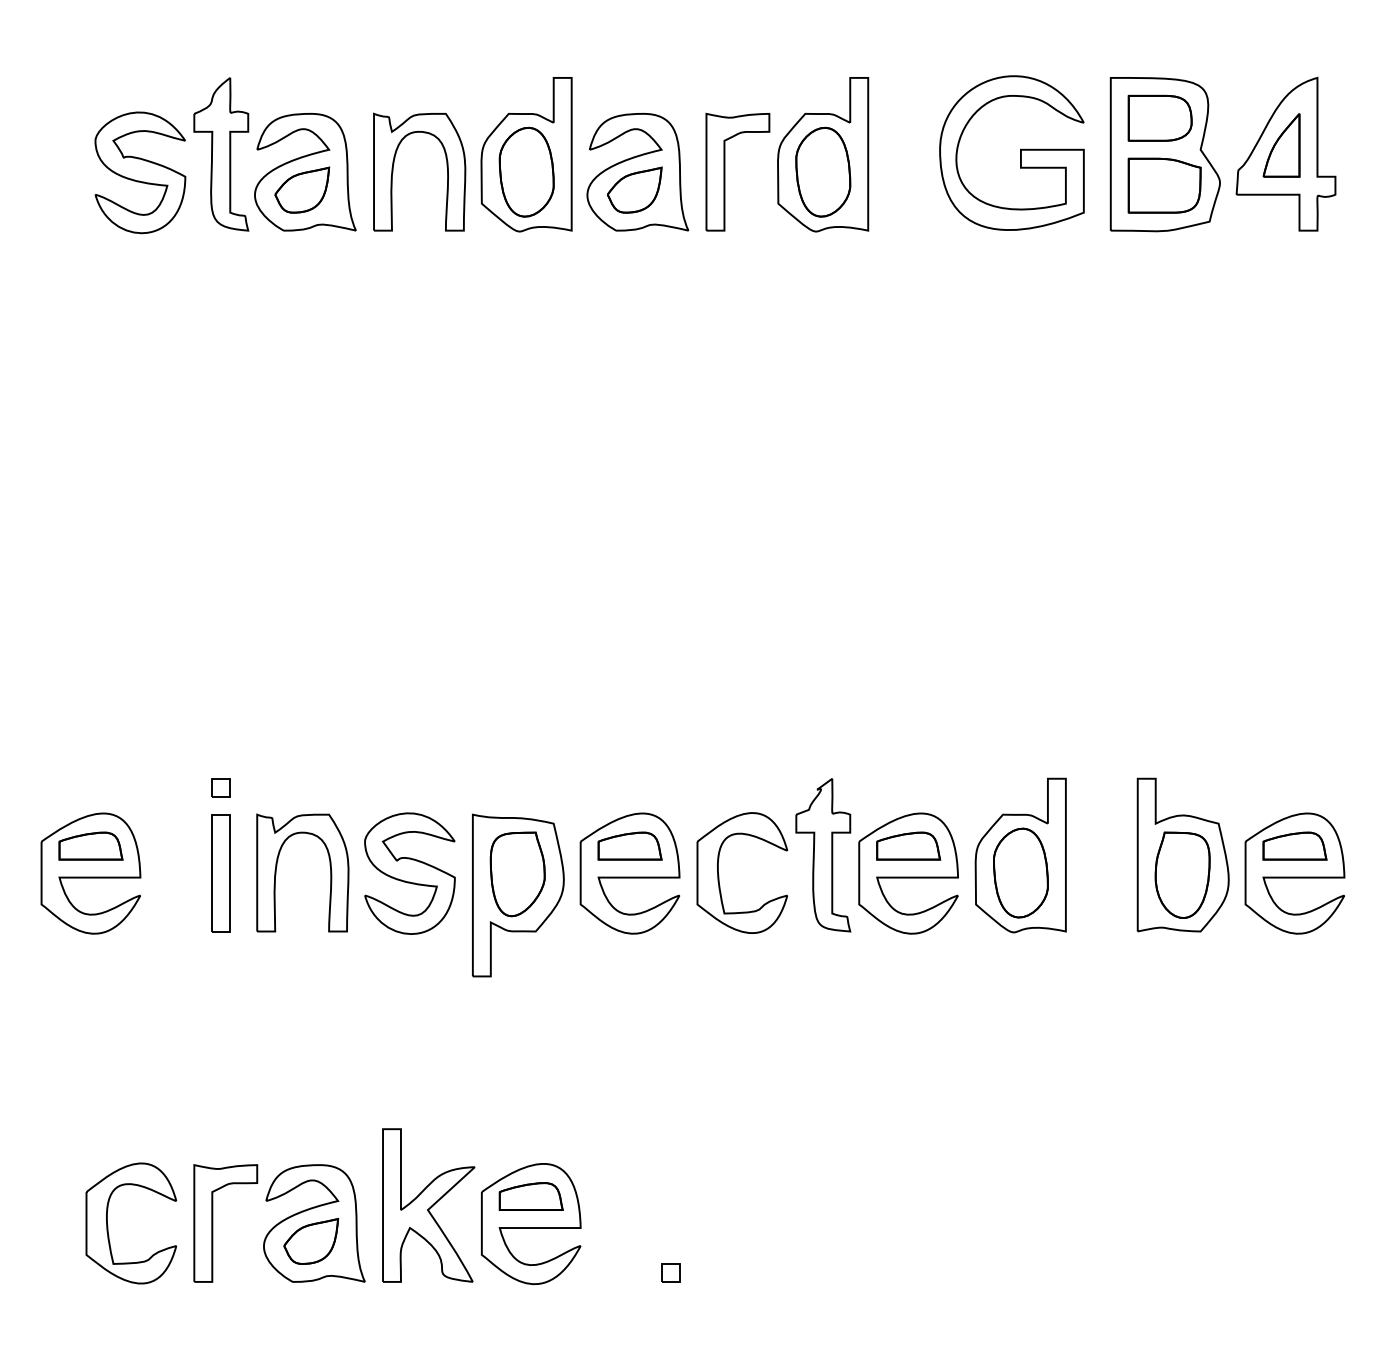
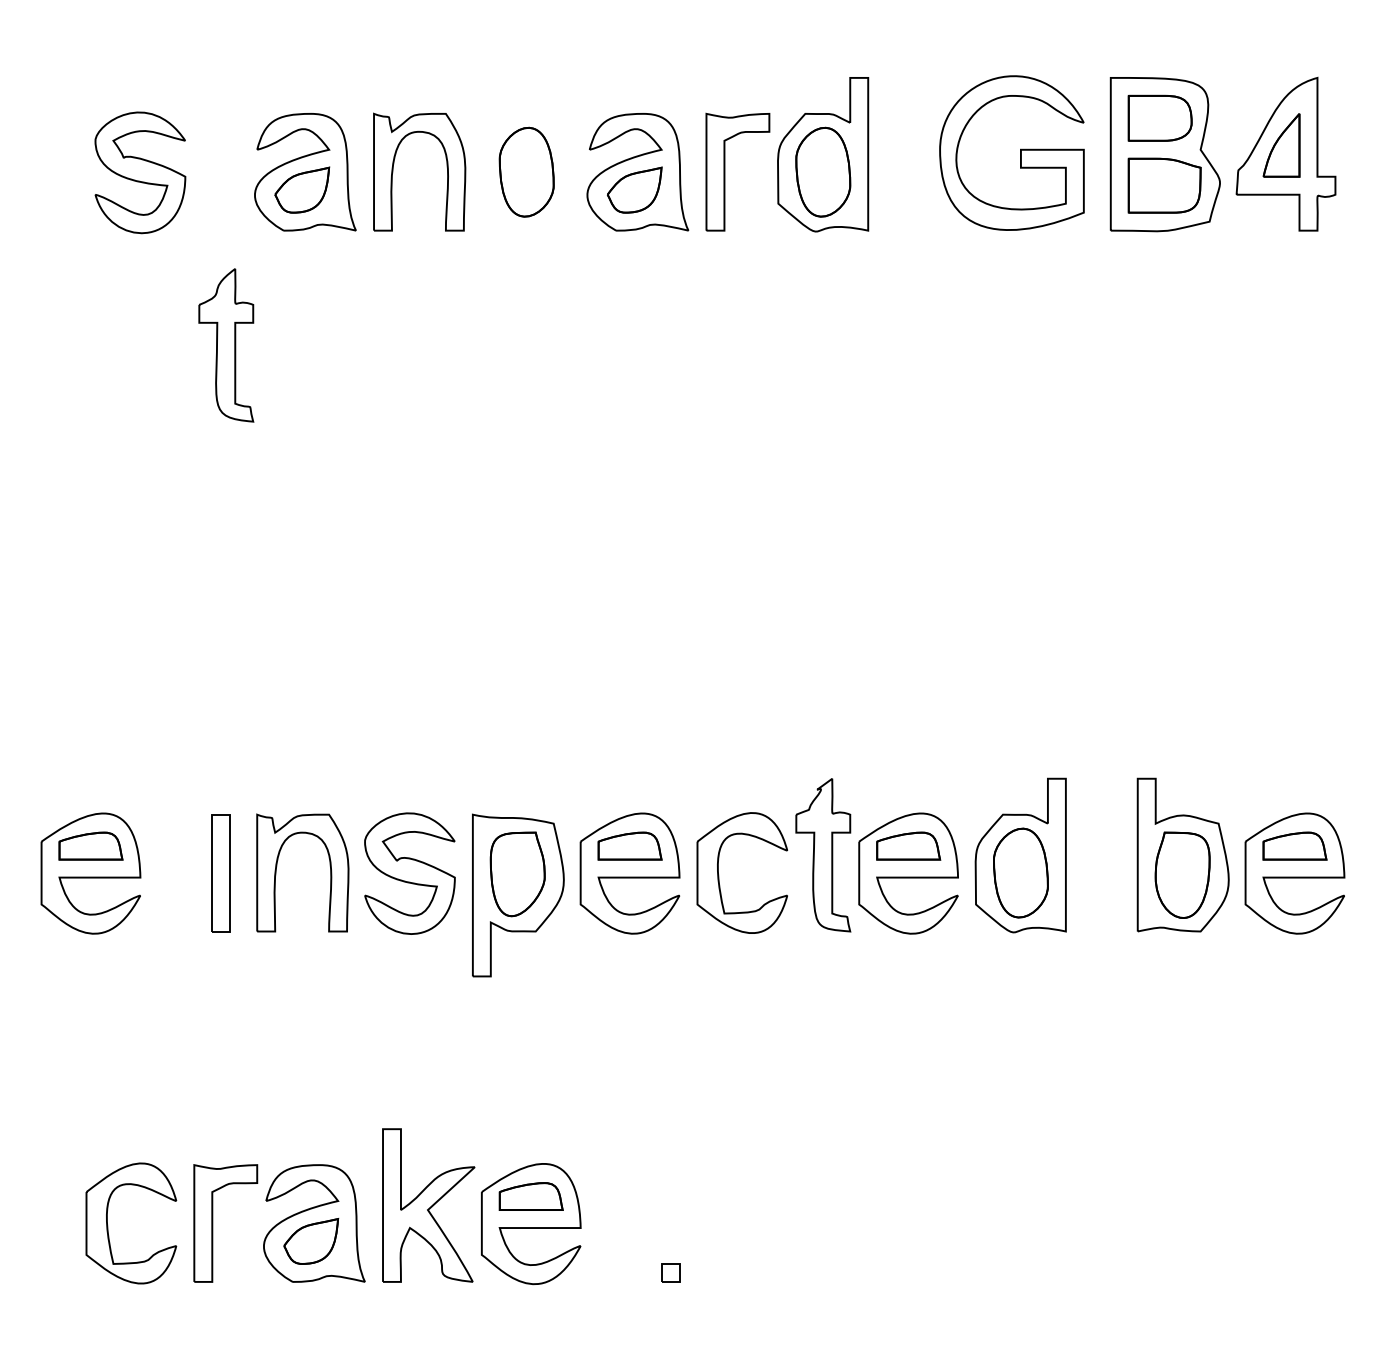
part position: (221, 154) -> (226, 345) (226, 345)
part: present -> none (526, 154)
part: present -> none (220, 787)
